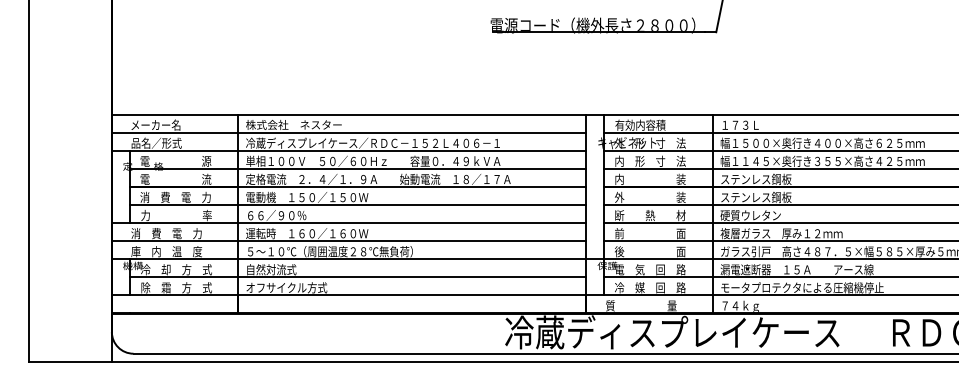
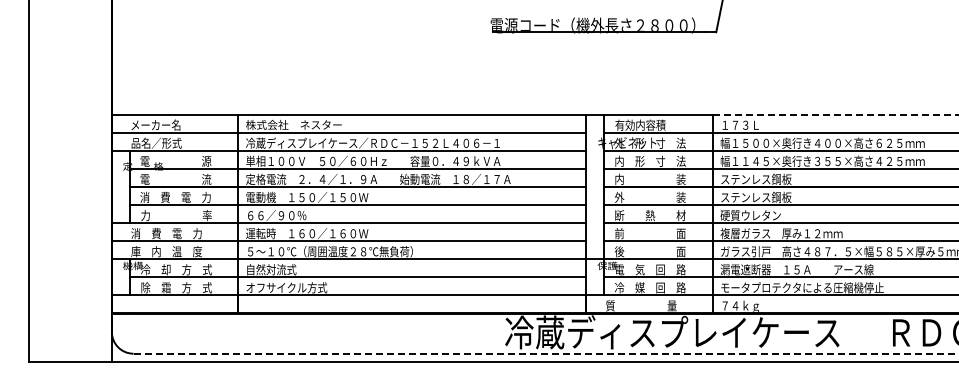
line: solid -> dashed (835, 114)
line: solid -> dashed (546, 353)
